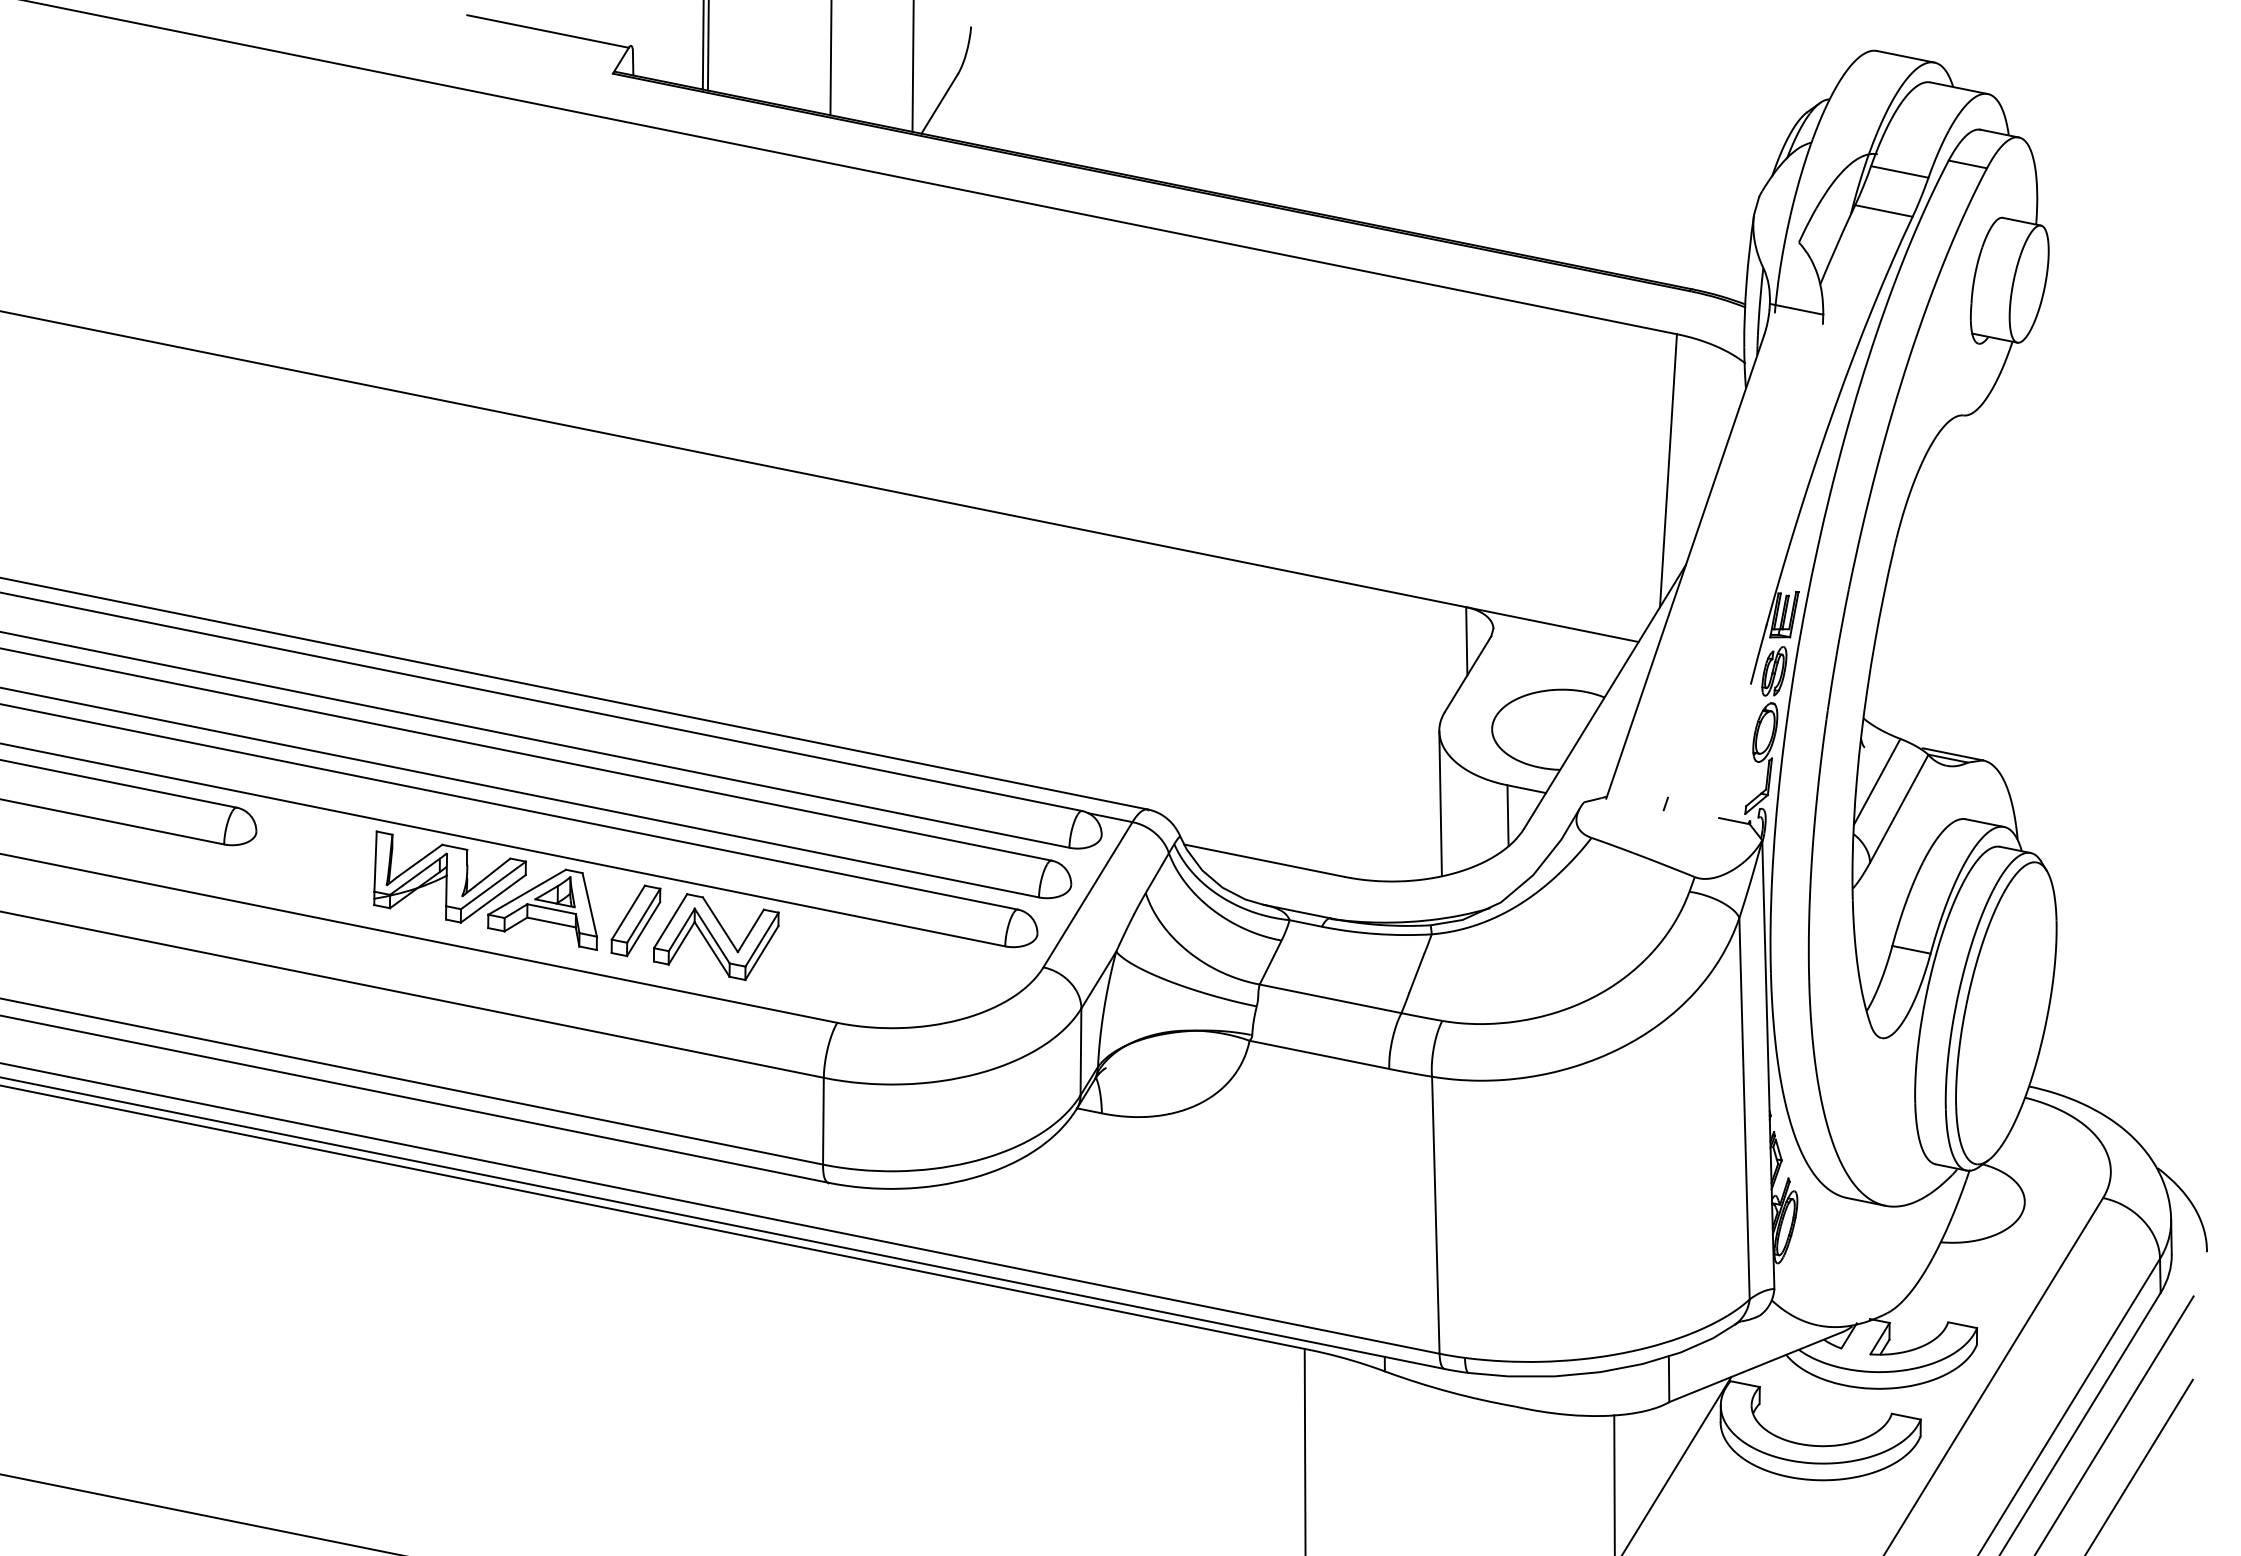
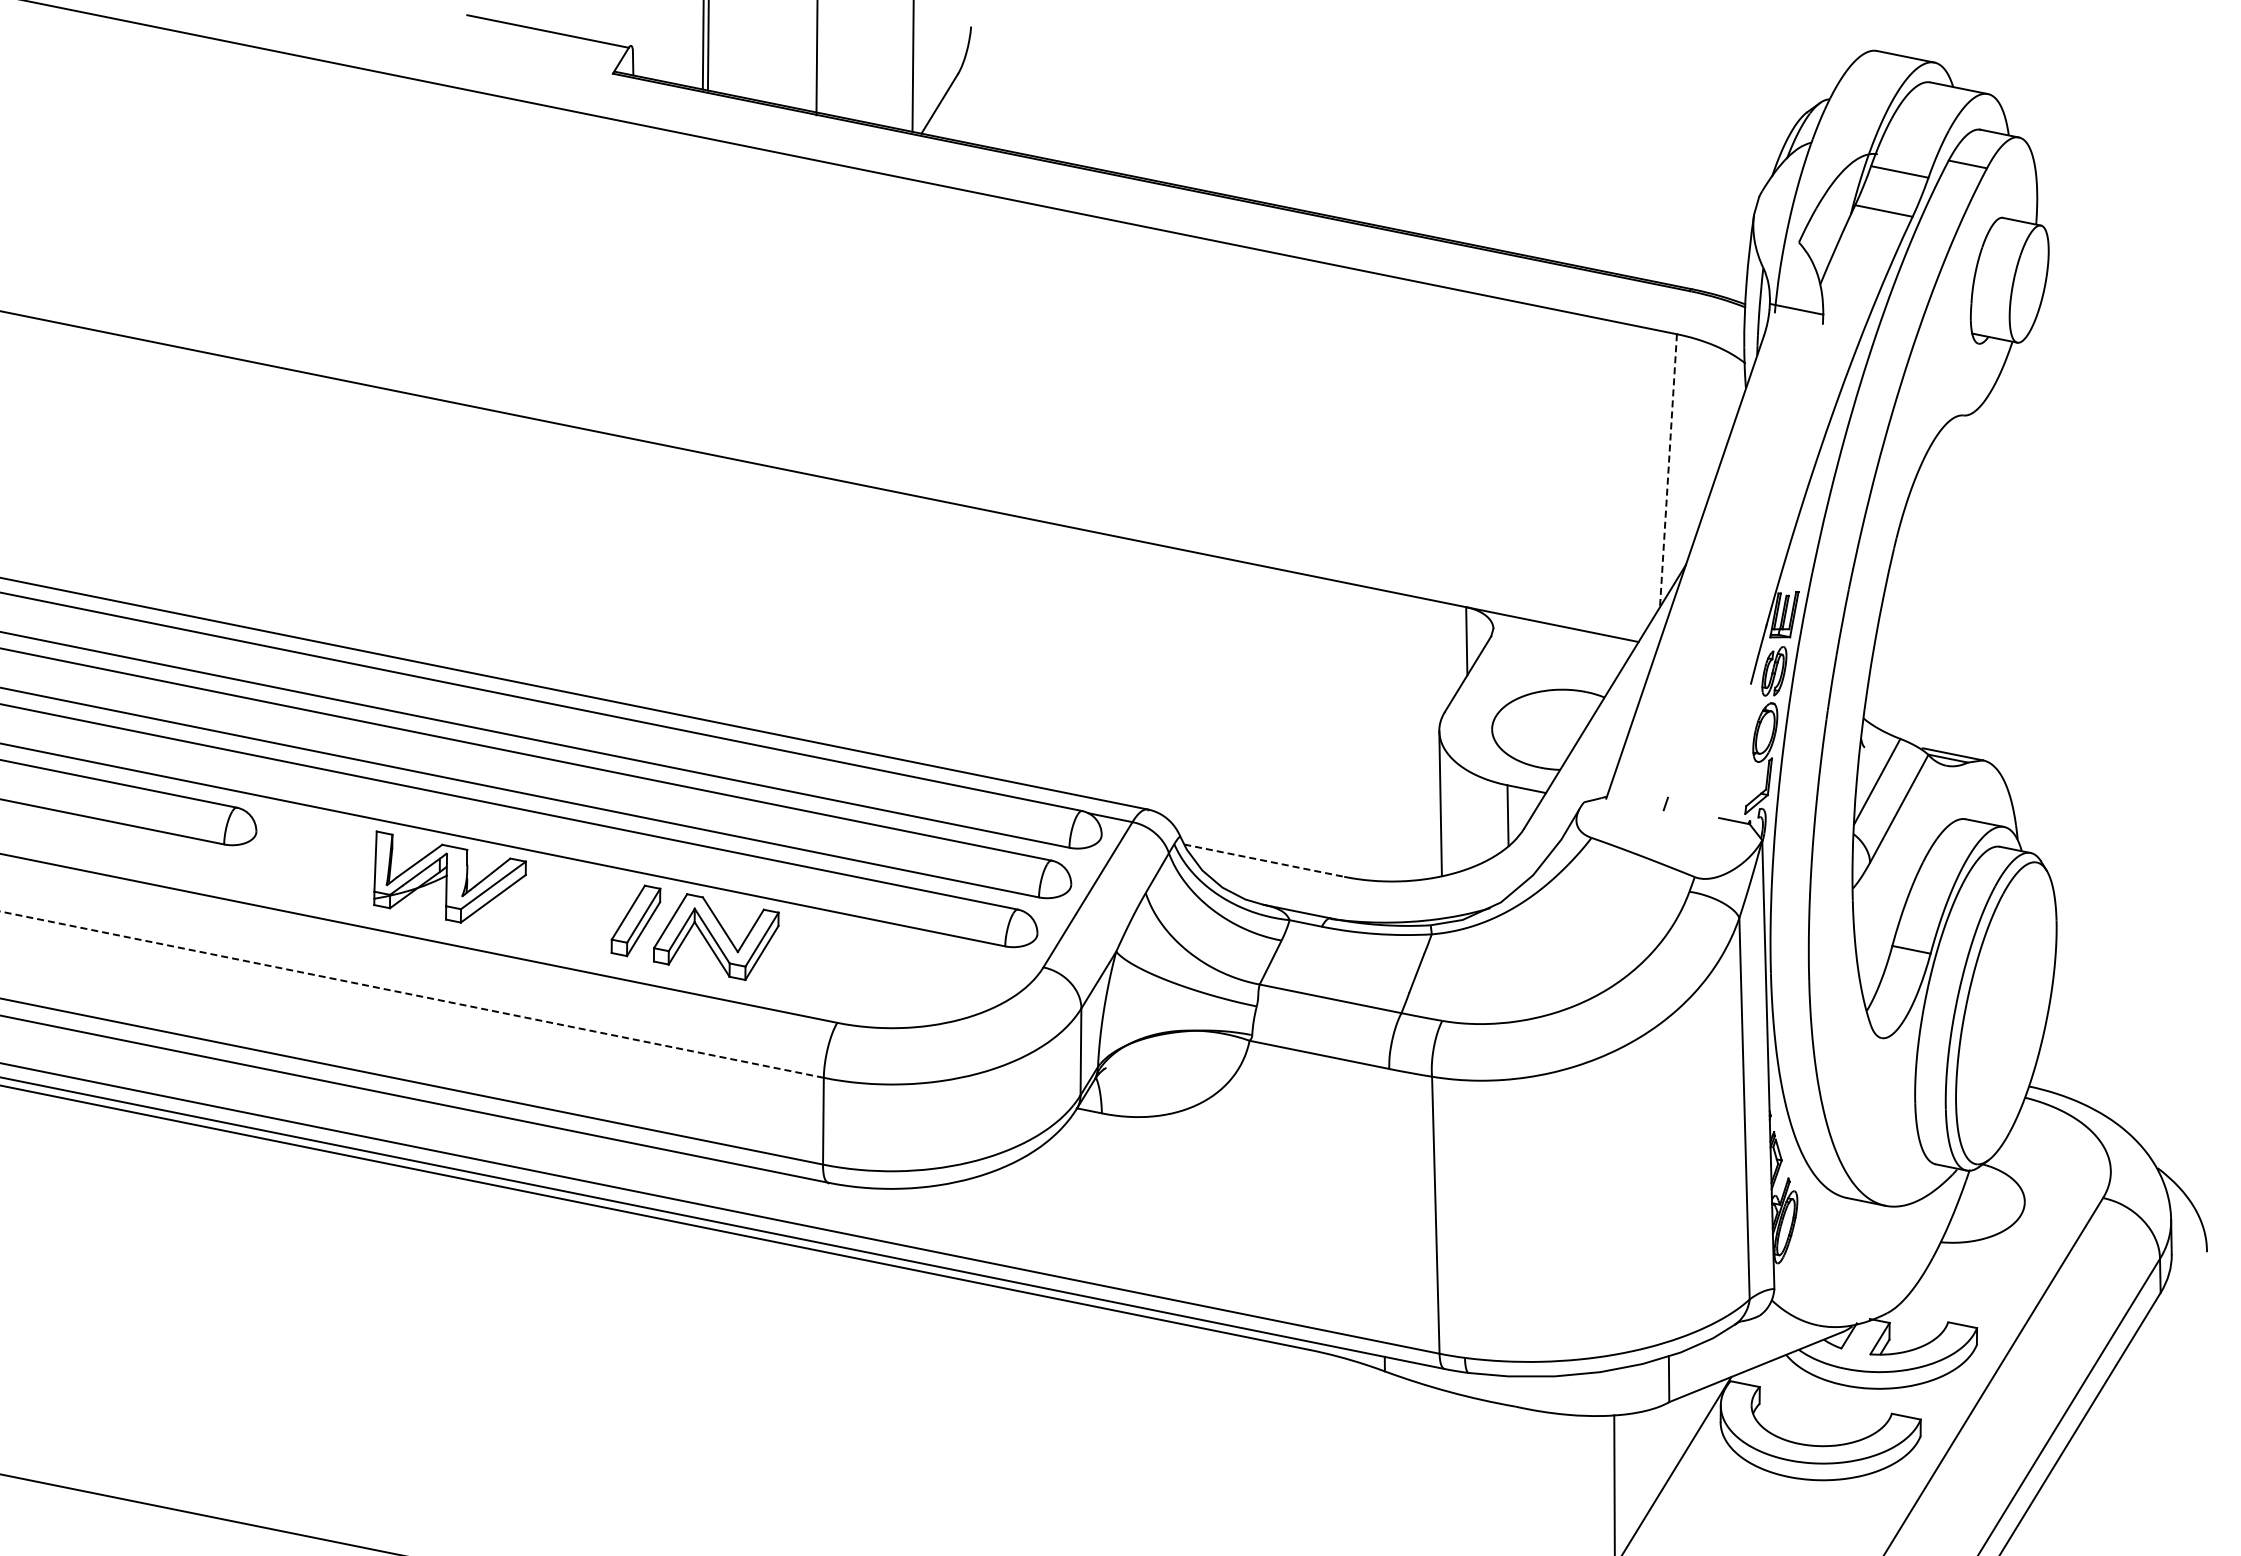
line position: (830, 58) -> (816, 58) (816, 58)
line: solid -> dashed (1668, 470)
line: solid -> dashed (1264, 860)
part: present -> none (542, 909)
line: solid -> dashed (412, 994)
line: present -> none (2114, 1424)
line: present -> none (1304, 1450)
line: present -> none (2139, 1465)
